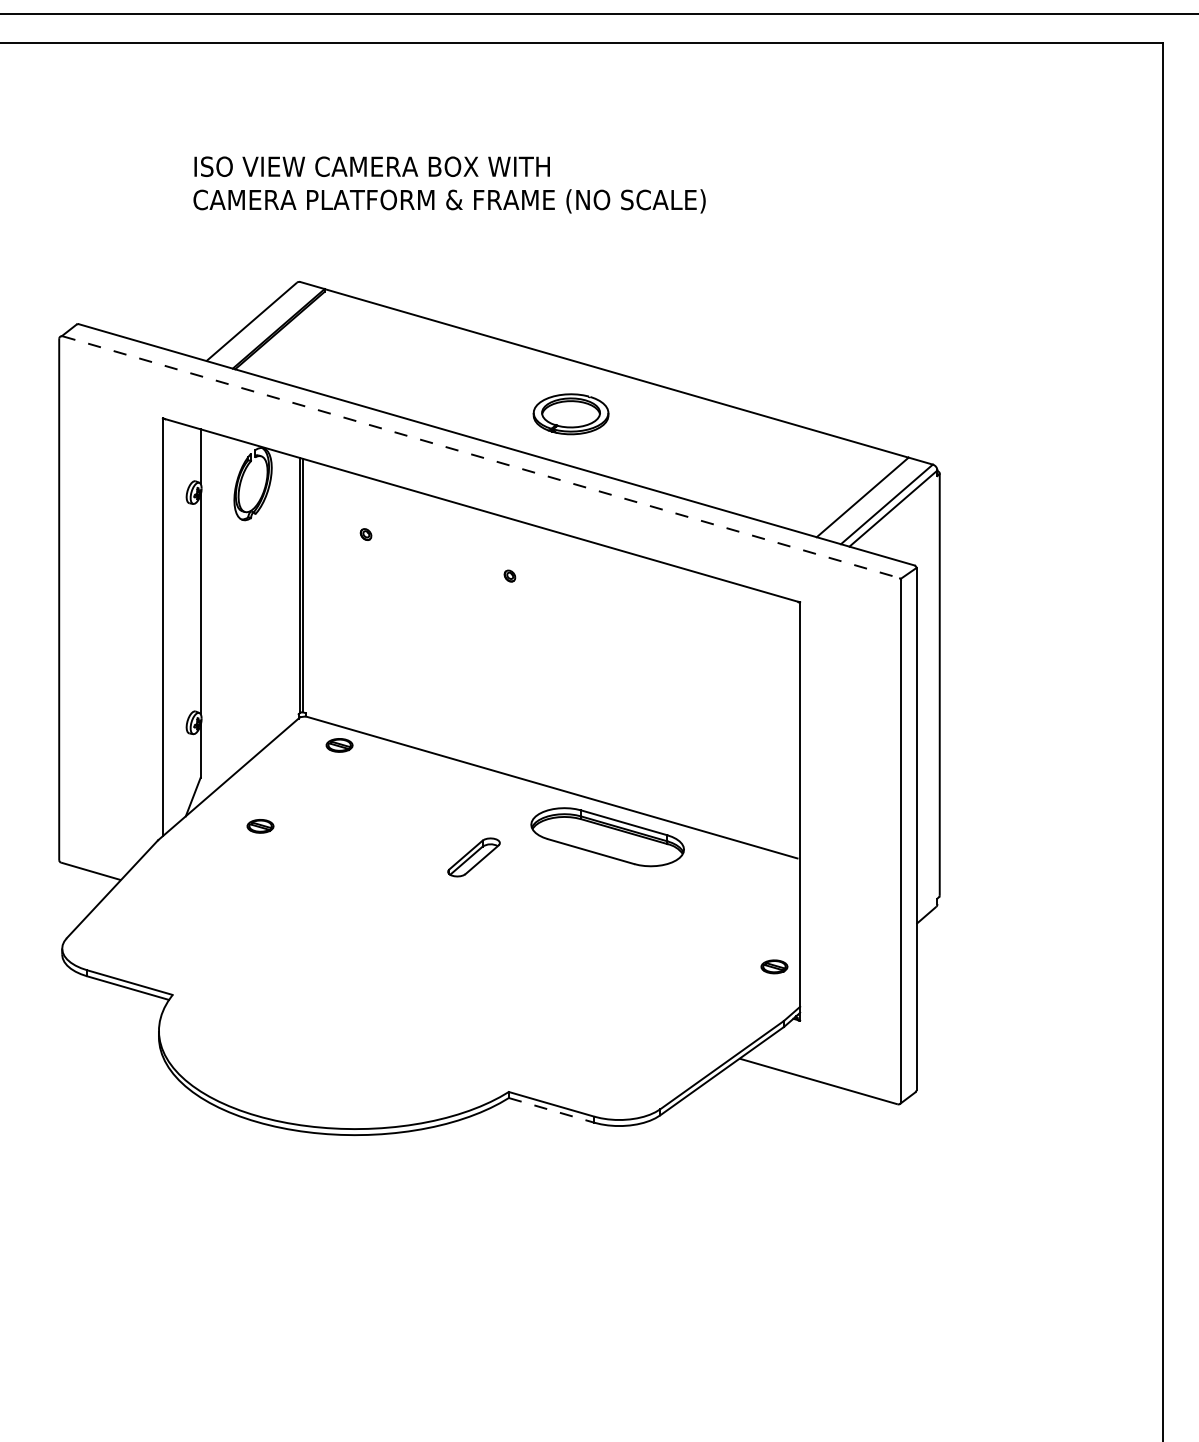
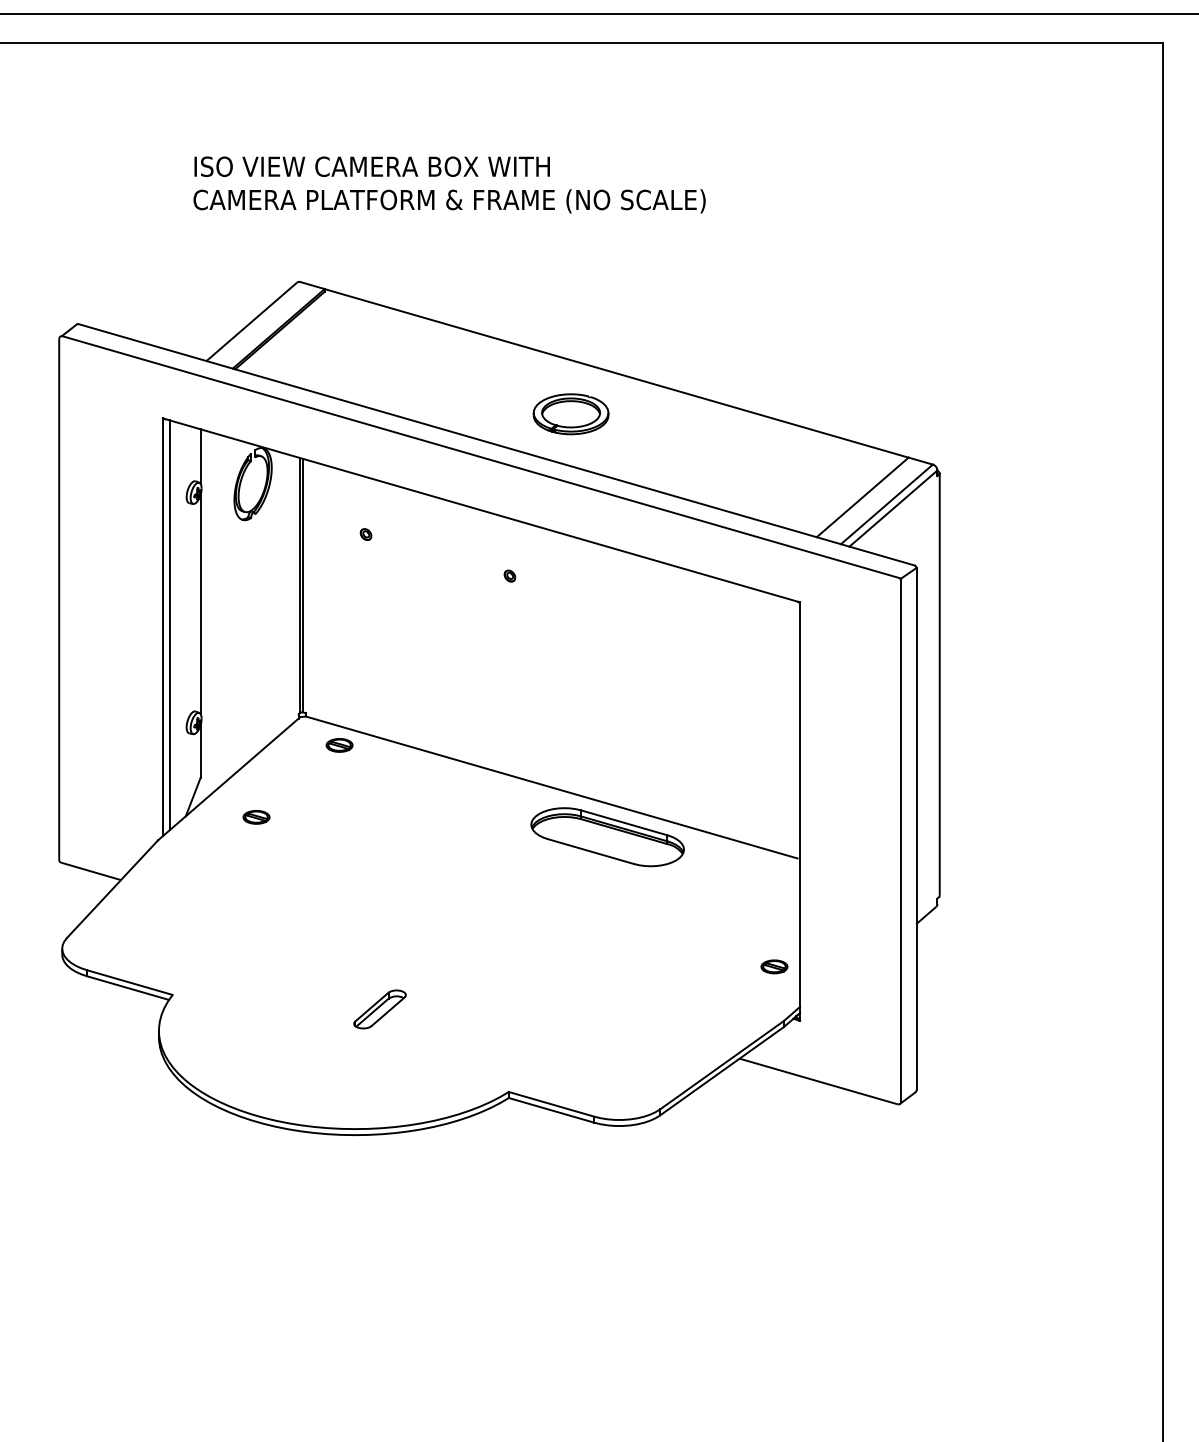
line: dashed -> solid (481, 457)
line: none -> present (170, 624)
part position: (260, 826) -> (256, 817) (256, 817)
part position: (473, 857) -> (379, 1009) (379, 1009)
line: dashed -> solid (551, 1110)
